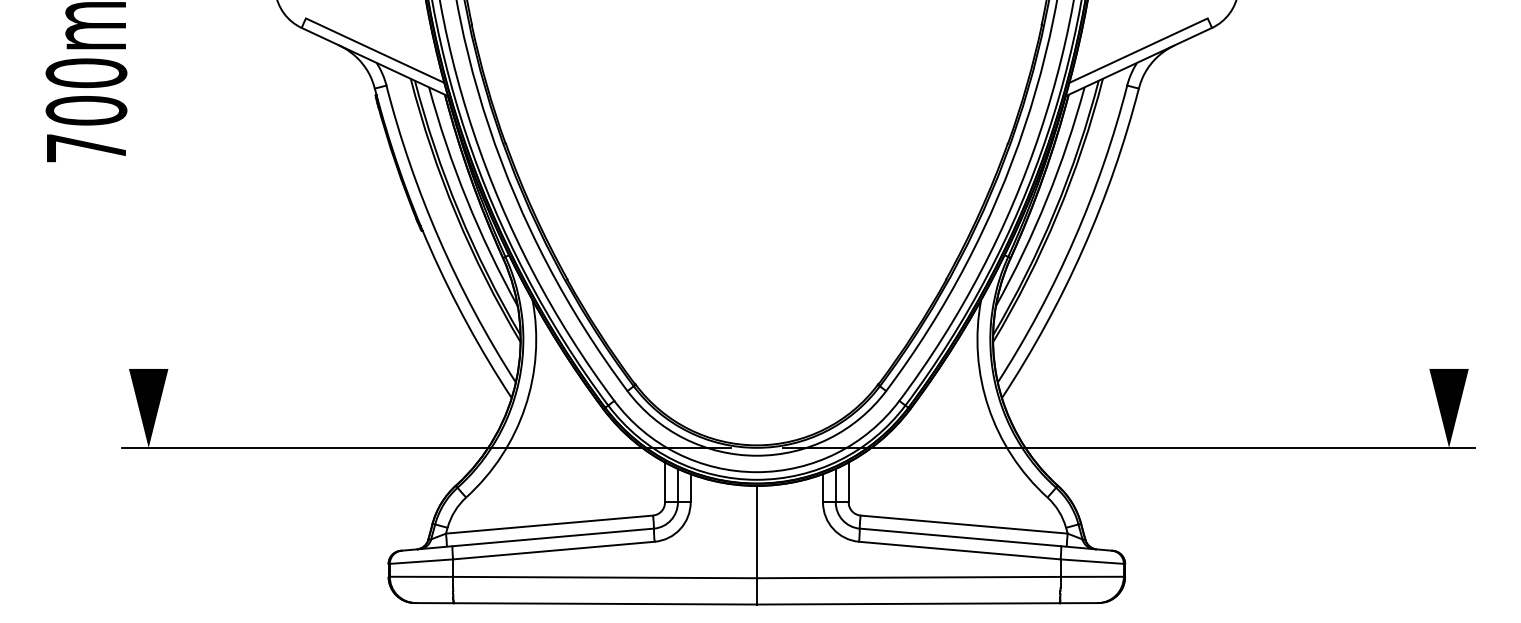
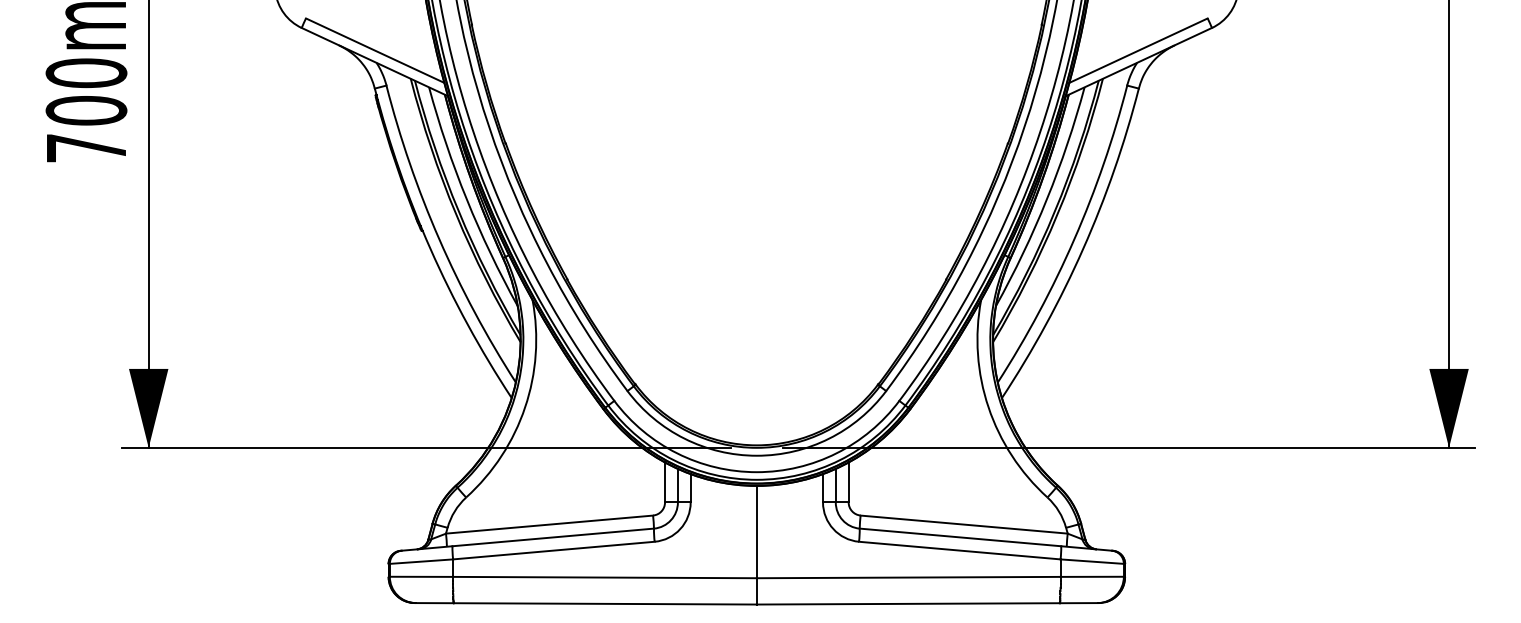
line: none -> present (148, 224)
line: none -> present (1449, 224)
